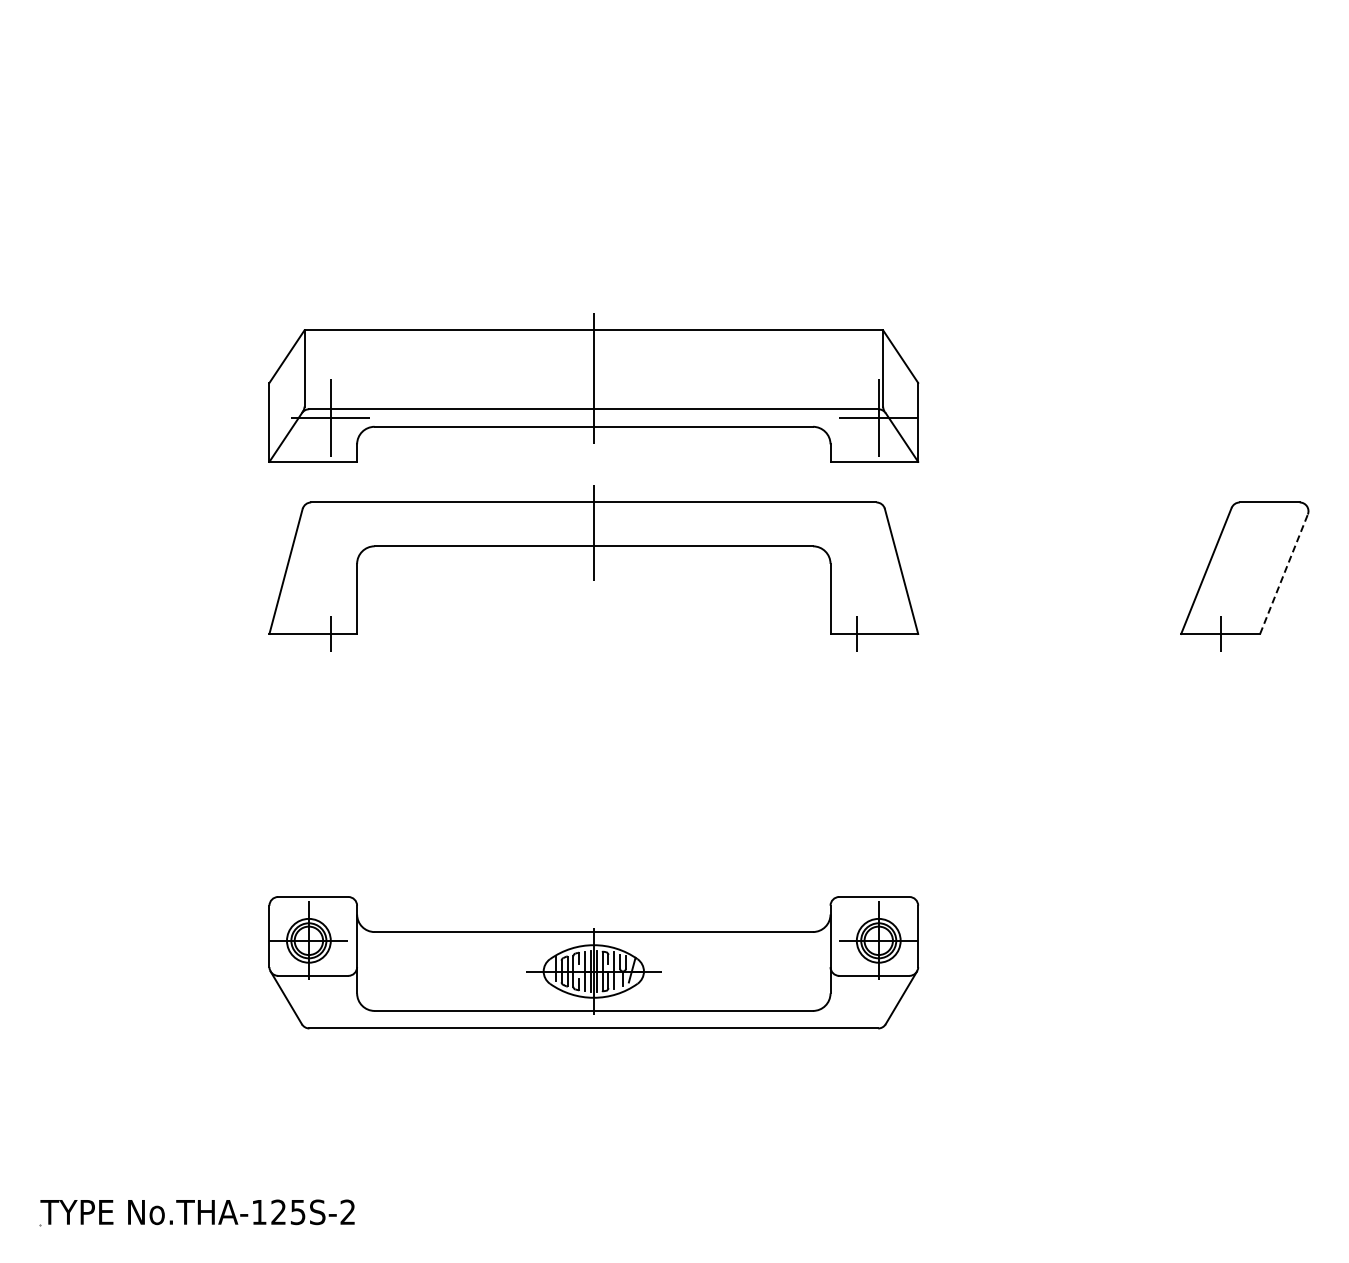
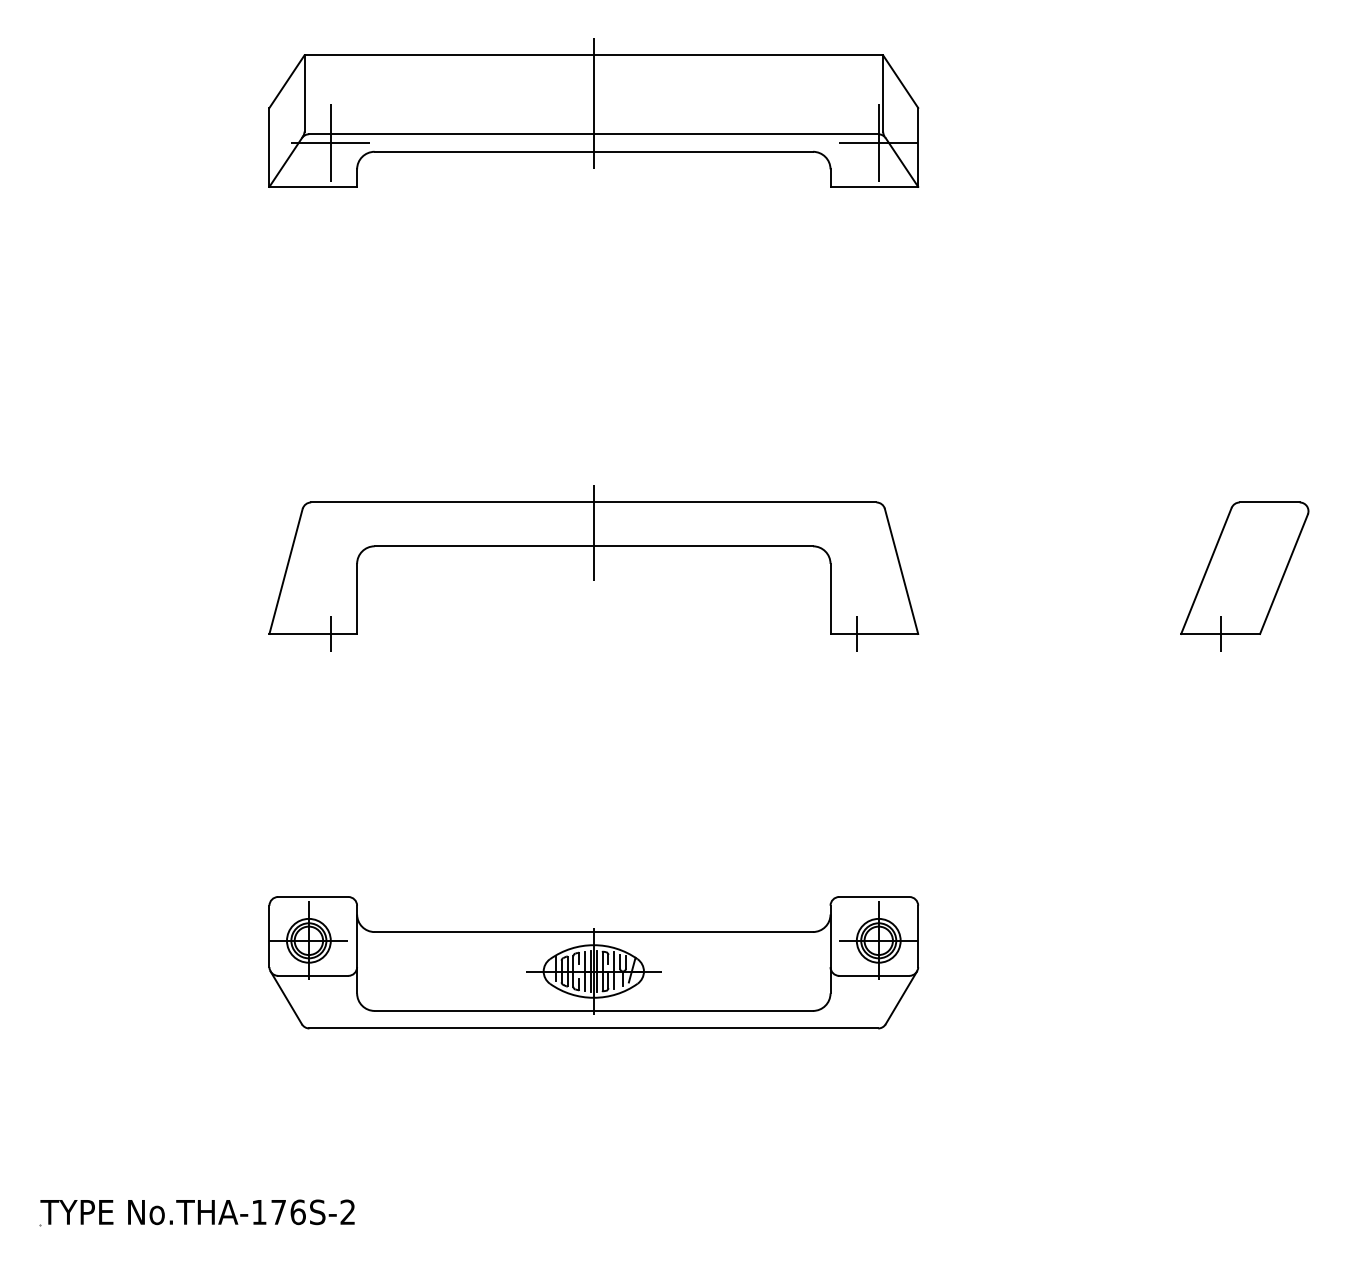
part position: (593, 387) -> (593, 112) (593, 112)
line: dashed -> solid (1284, 573)
text: No.THA-125S-2 -> No.THA-176S-2 (288, 1212)
